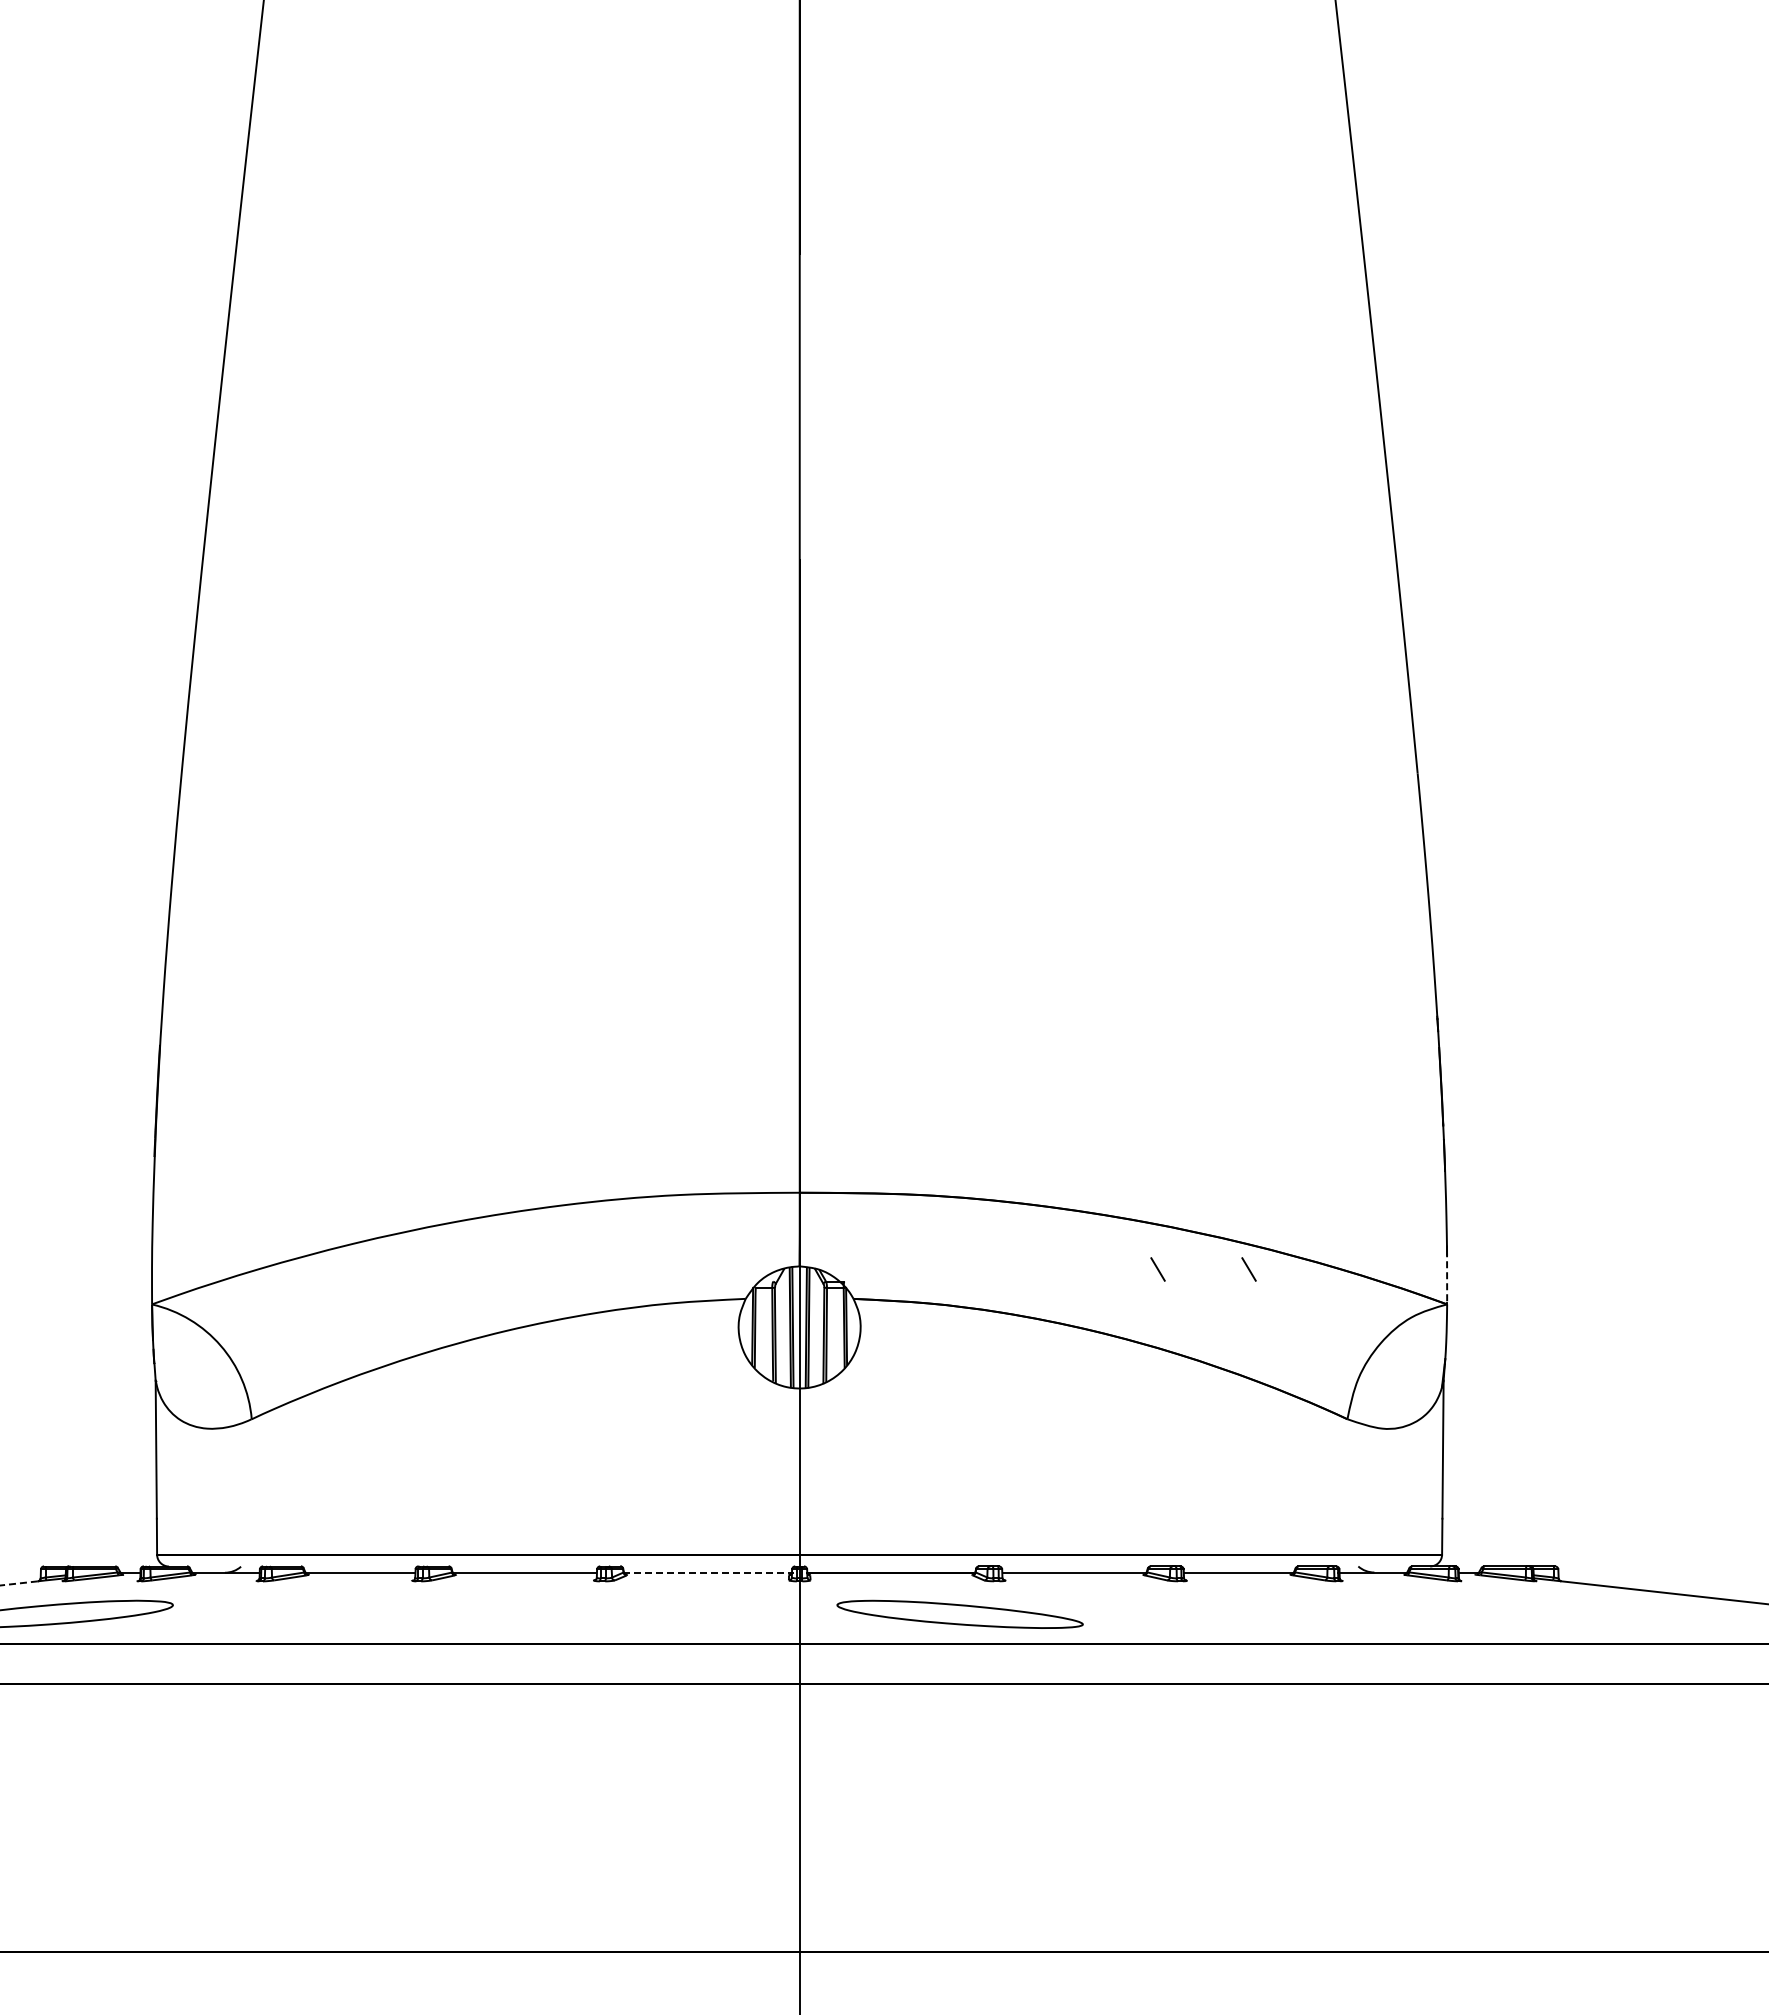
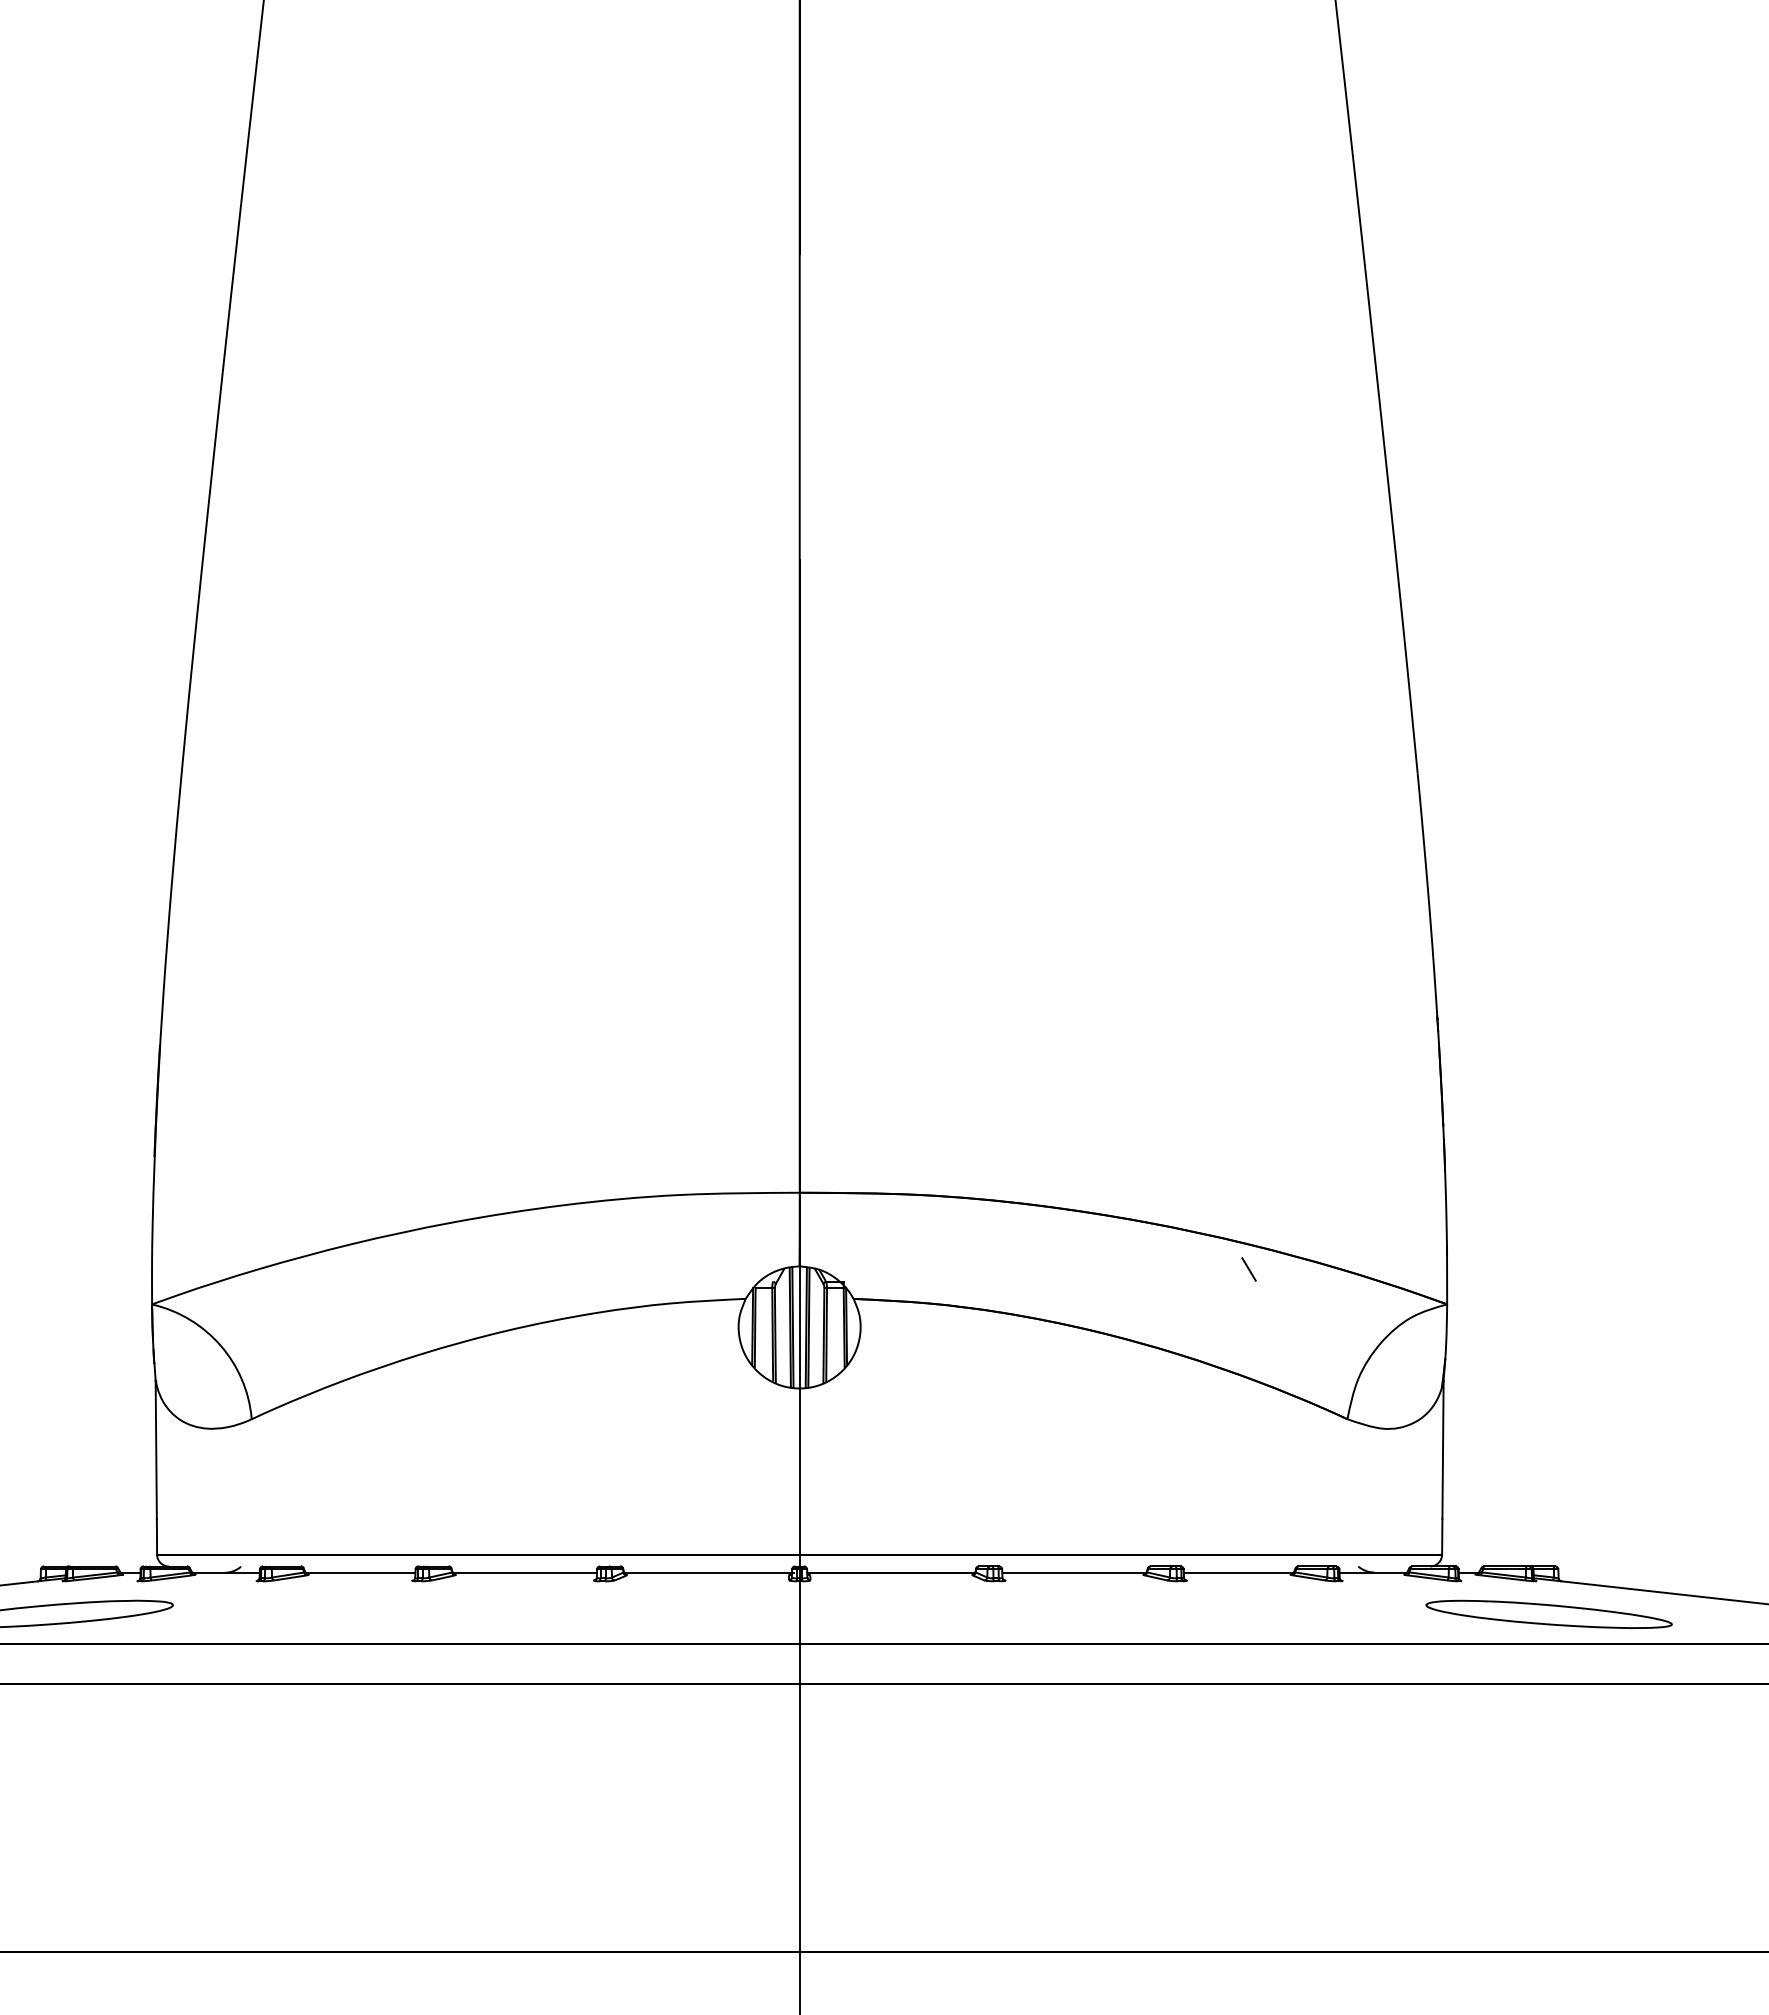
line: present -> none (1157, 1269)
line: dashed -> solid (1447, 1277)
line: dashed -> solid (708, 1572)
line: dashed -> solid (18, 1583)
part position: (959, 1613) -> (1548, 1613) (1548, 1613)
